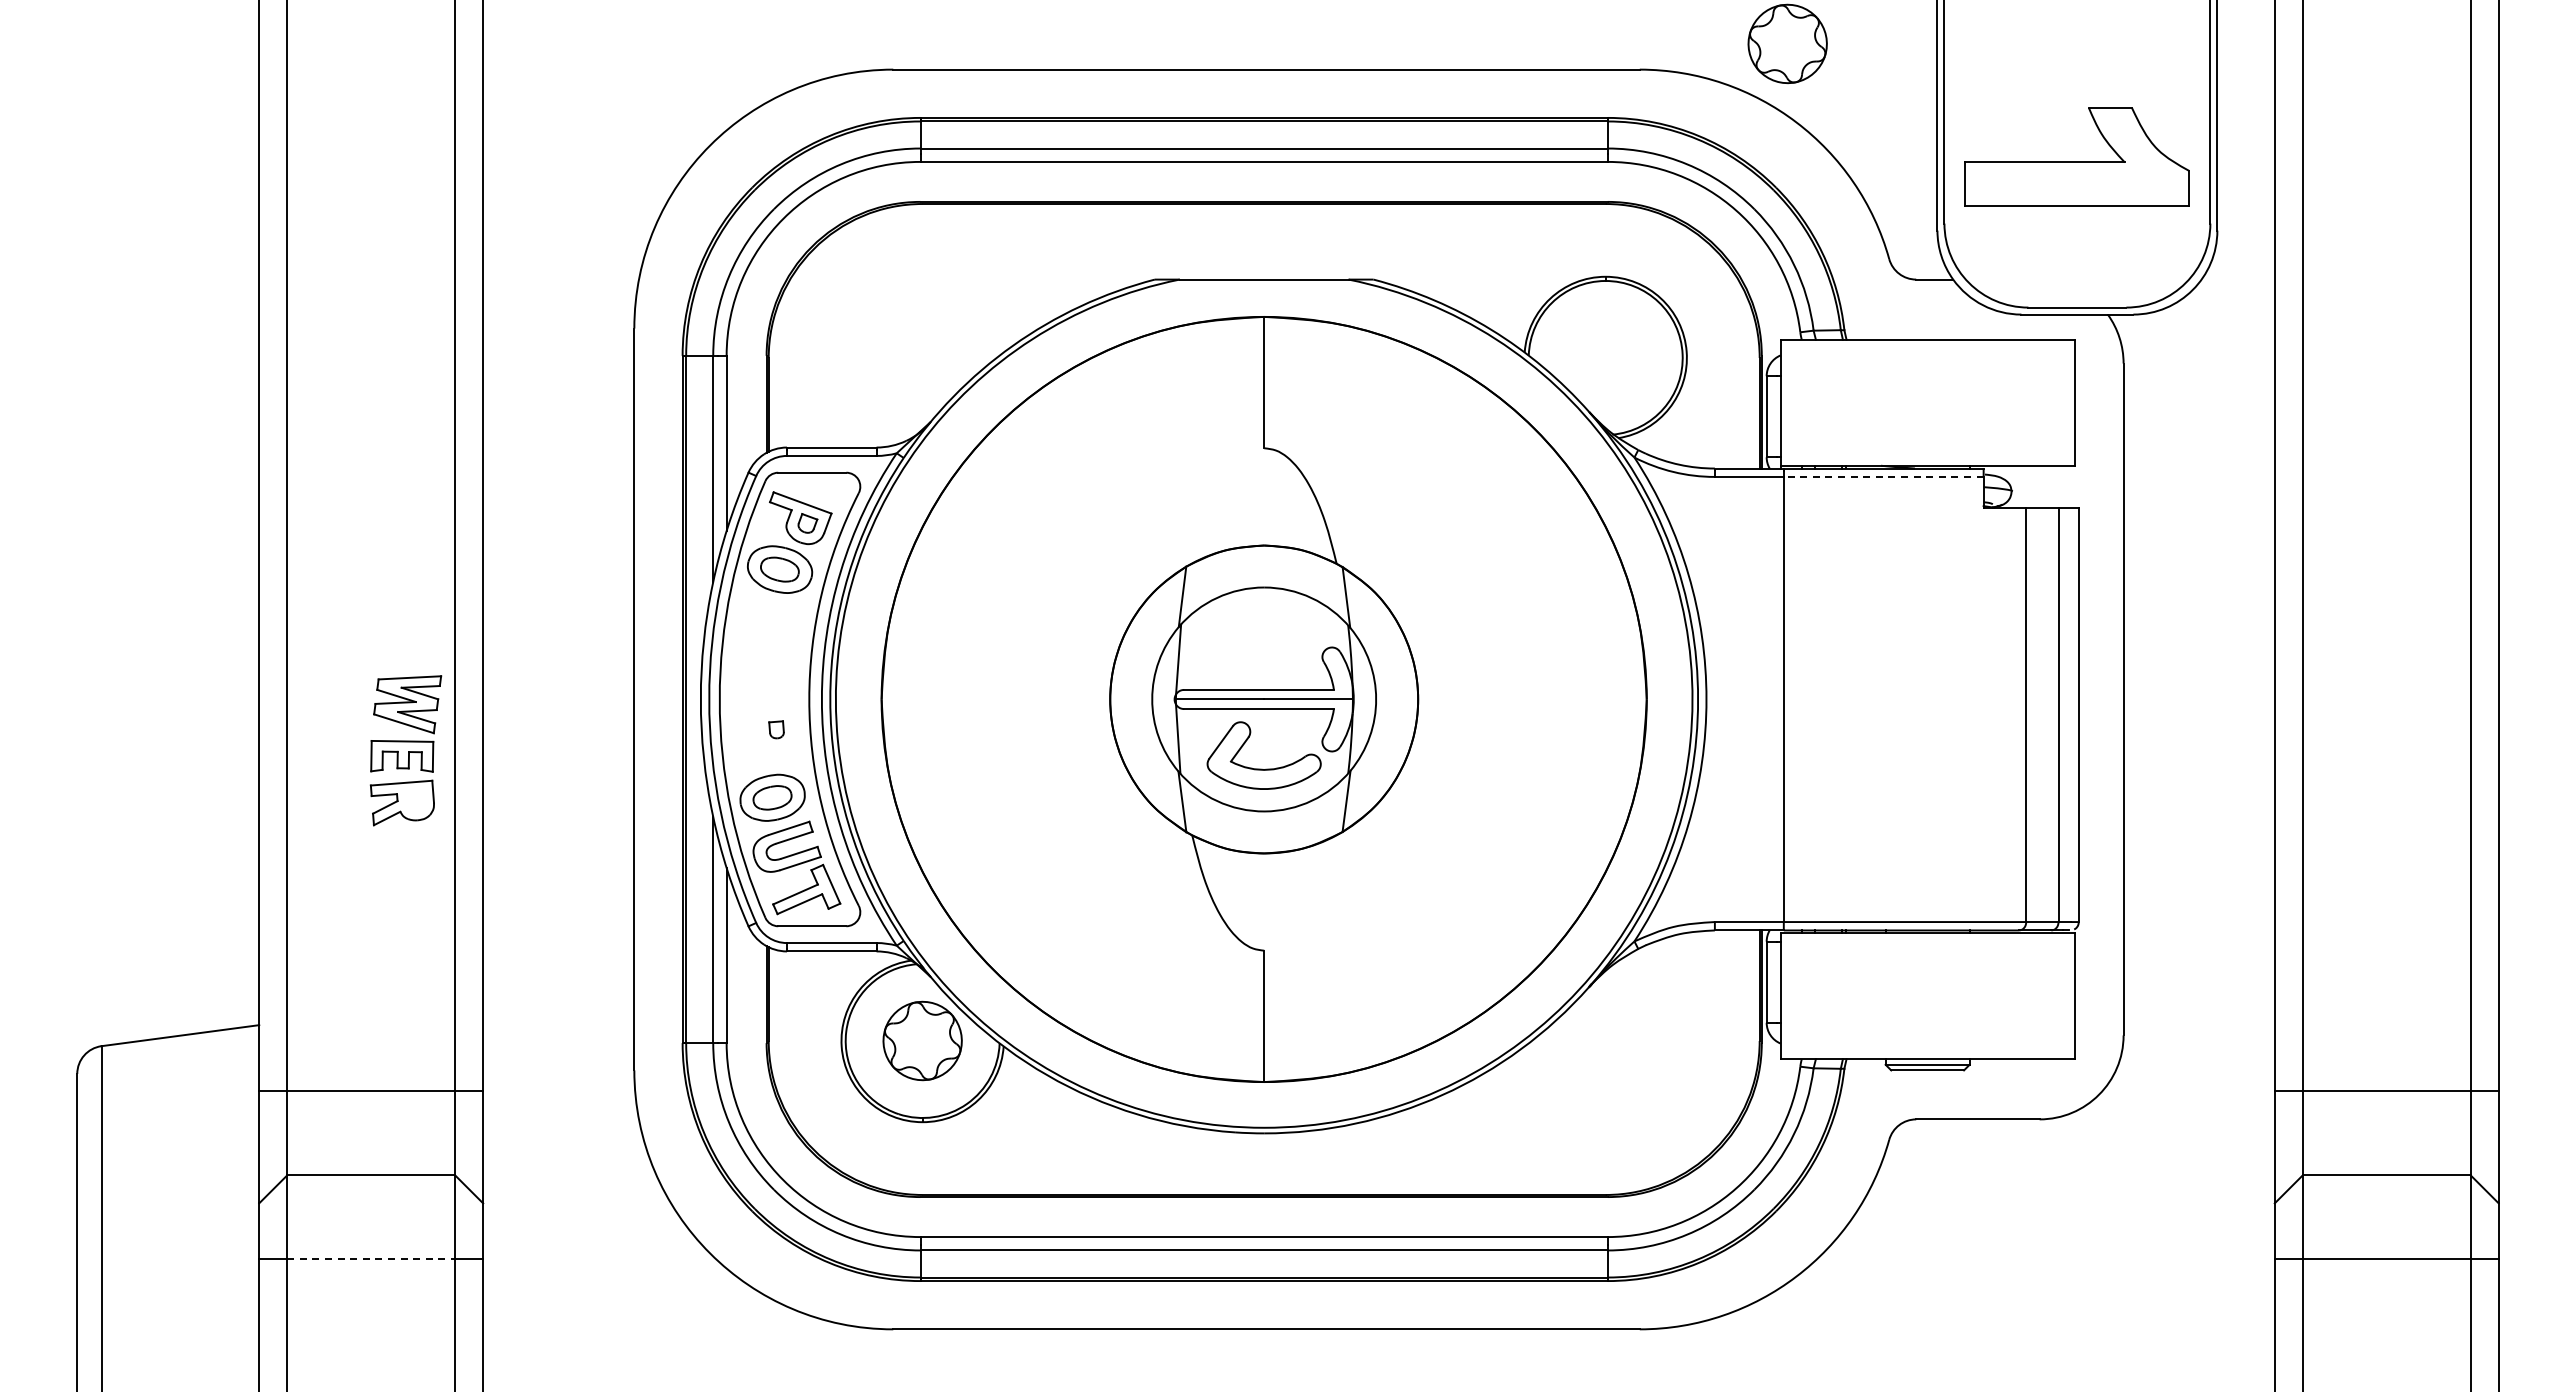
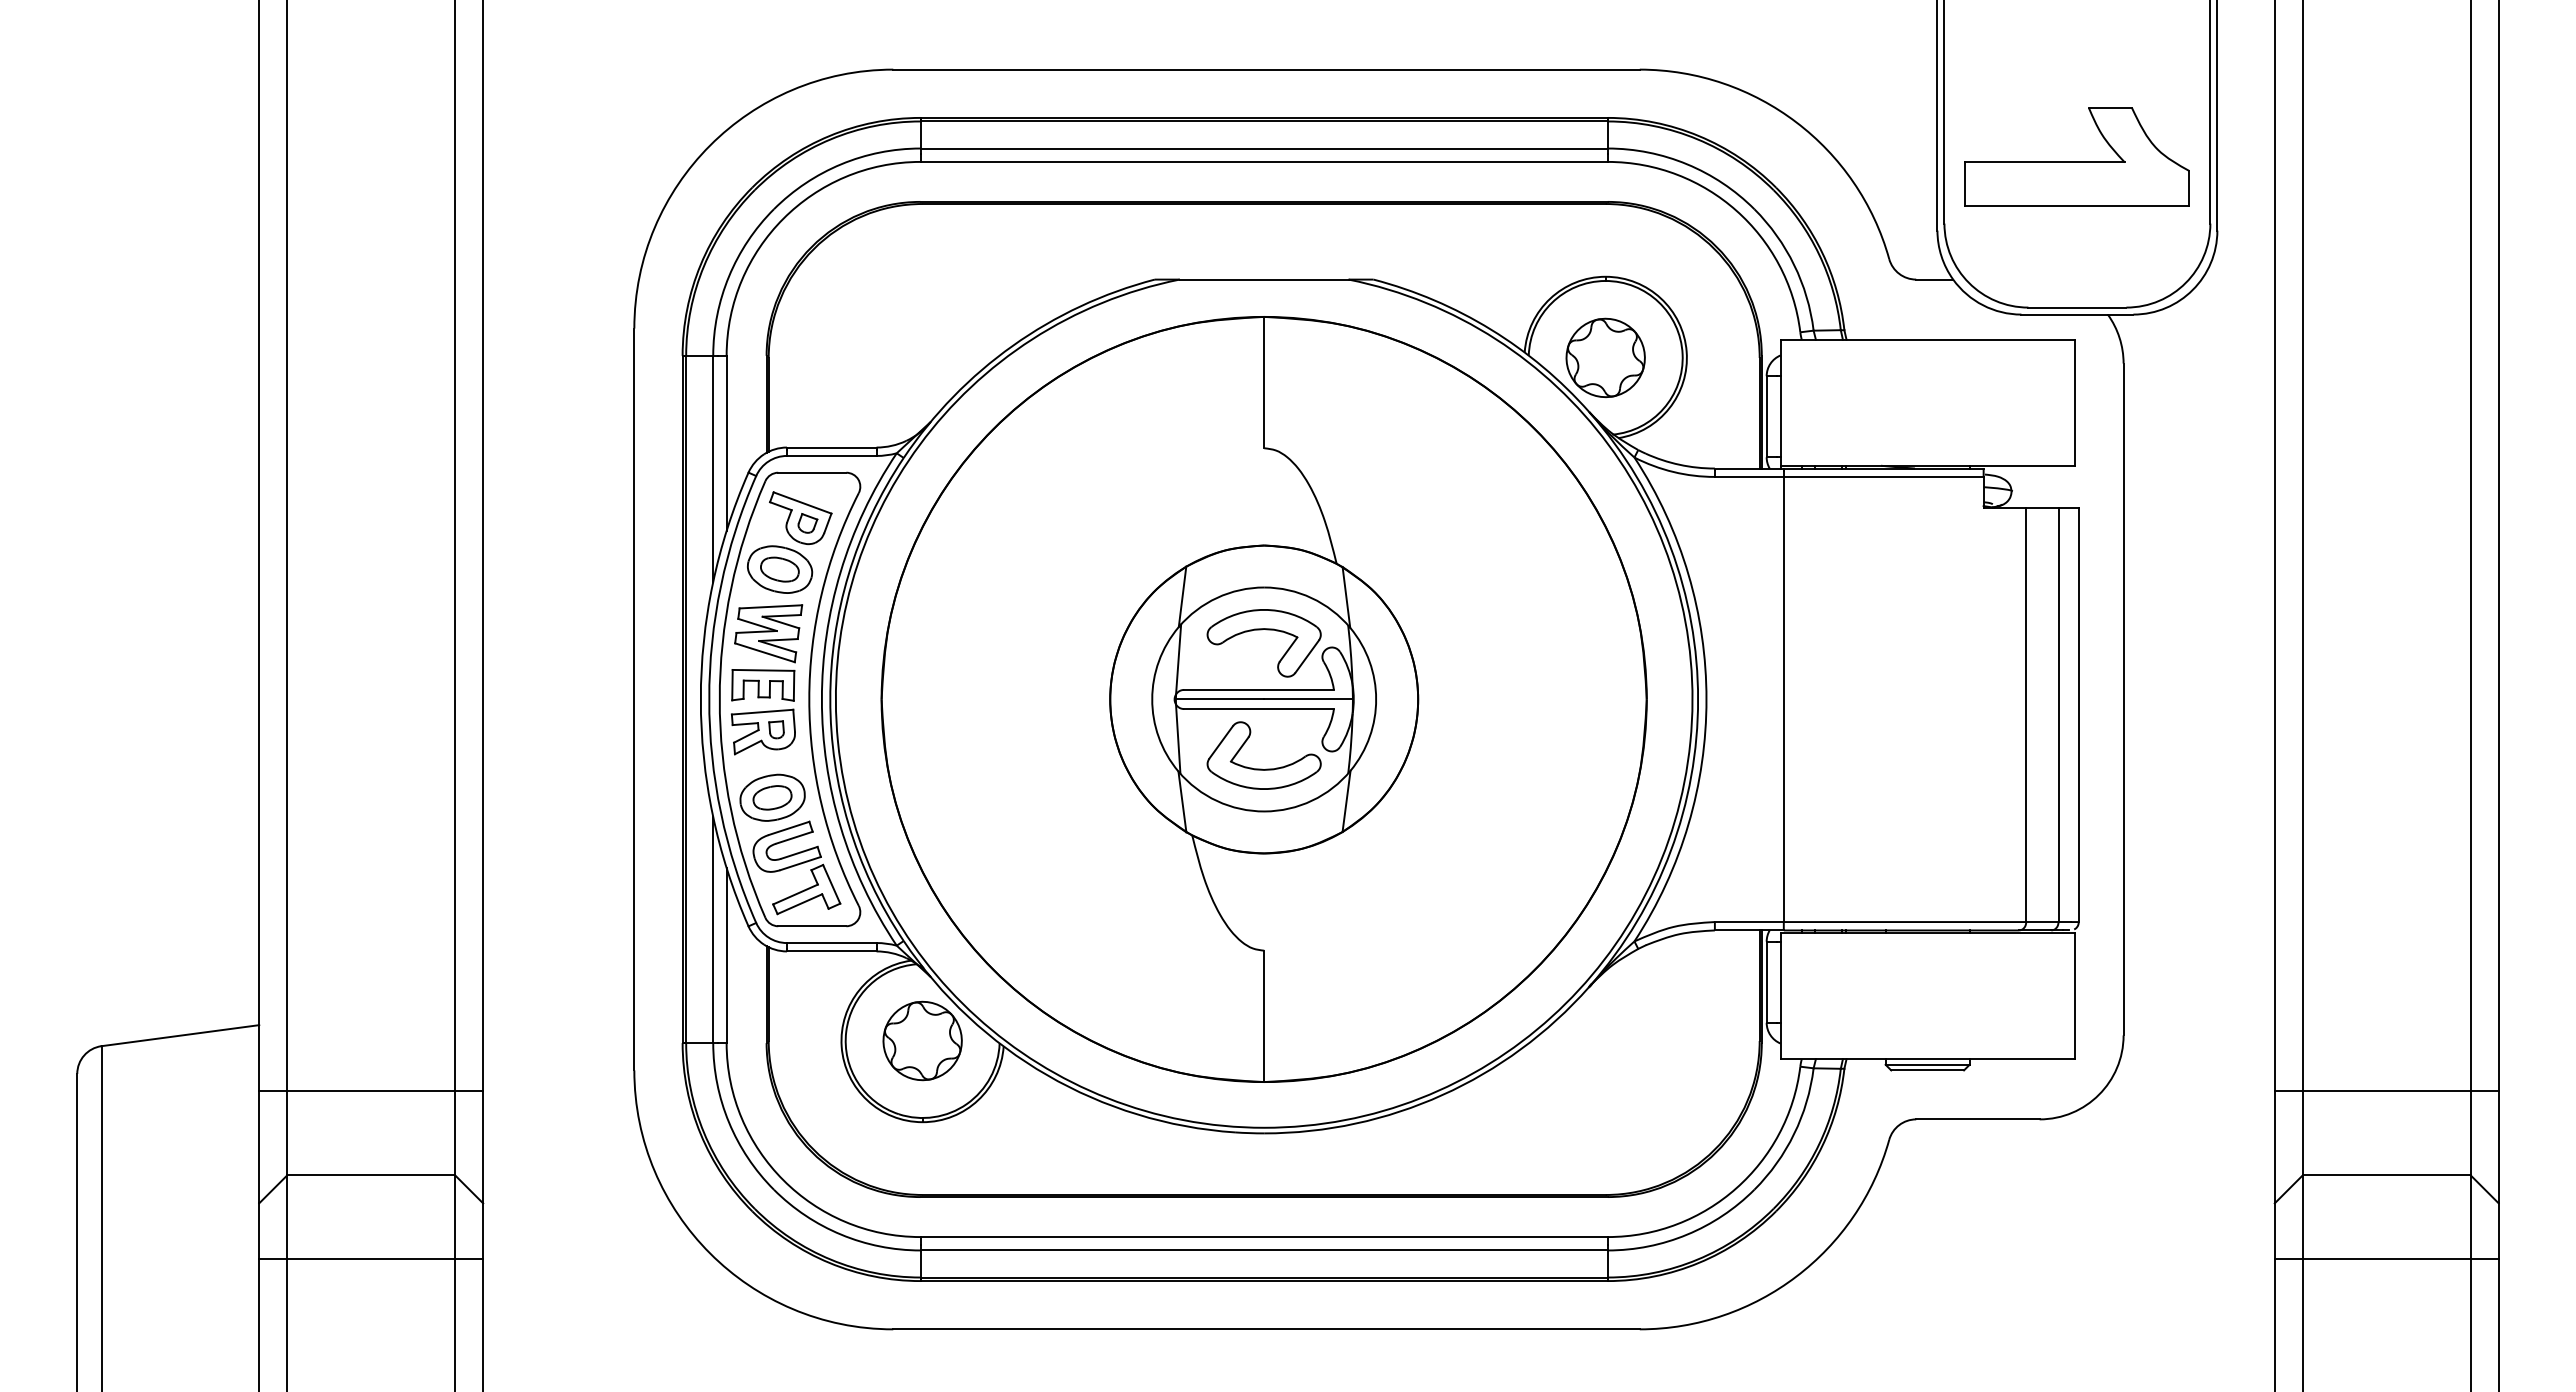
part position: (1787, 43) -> (1605, 357) (1605, 357)
line: dashed -> solid (1883, 476)
part: none -> present (1262, 630)
part position: (405, 750) -> (766, 679) (766, 679)
line: dashed -> solid (371, 1259)
